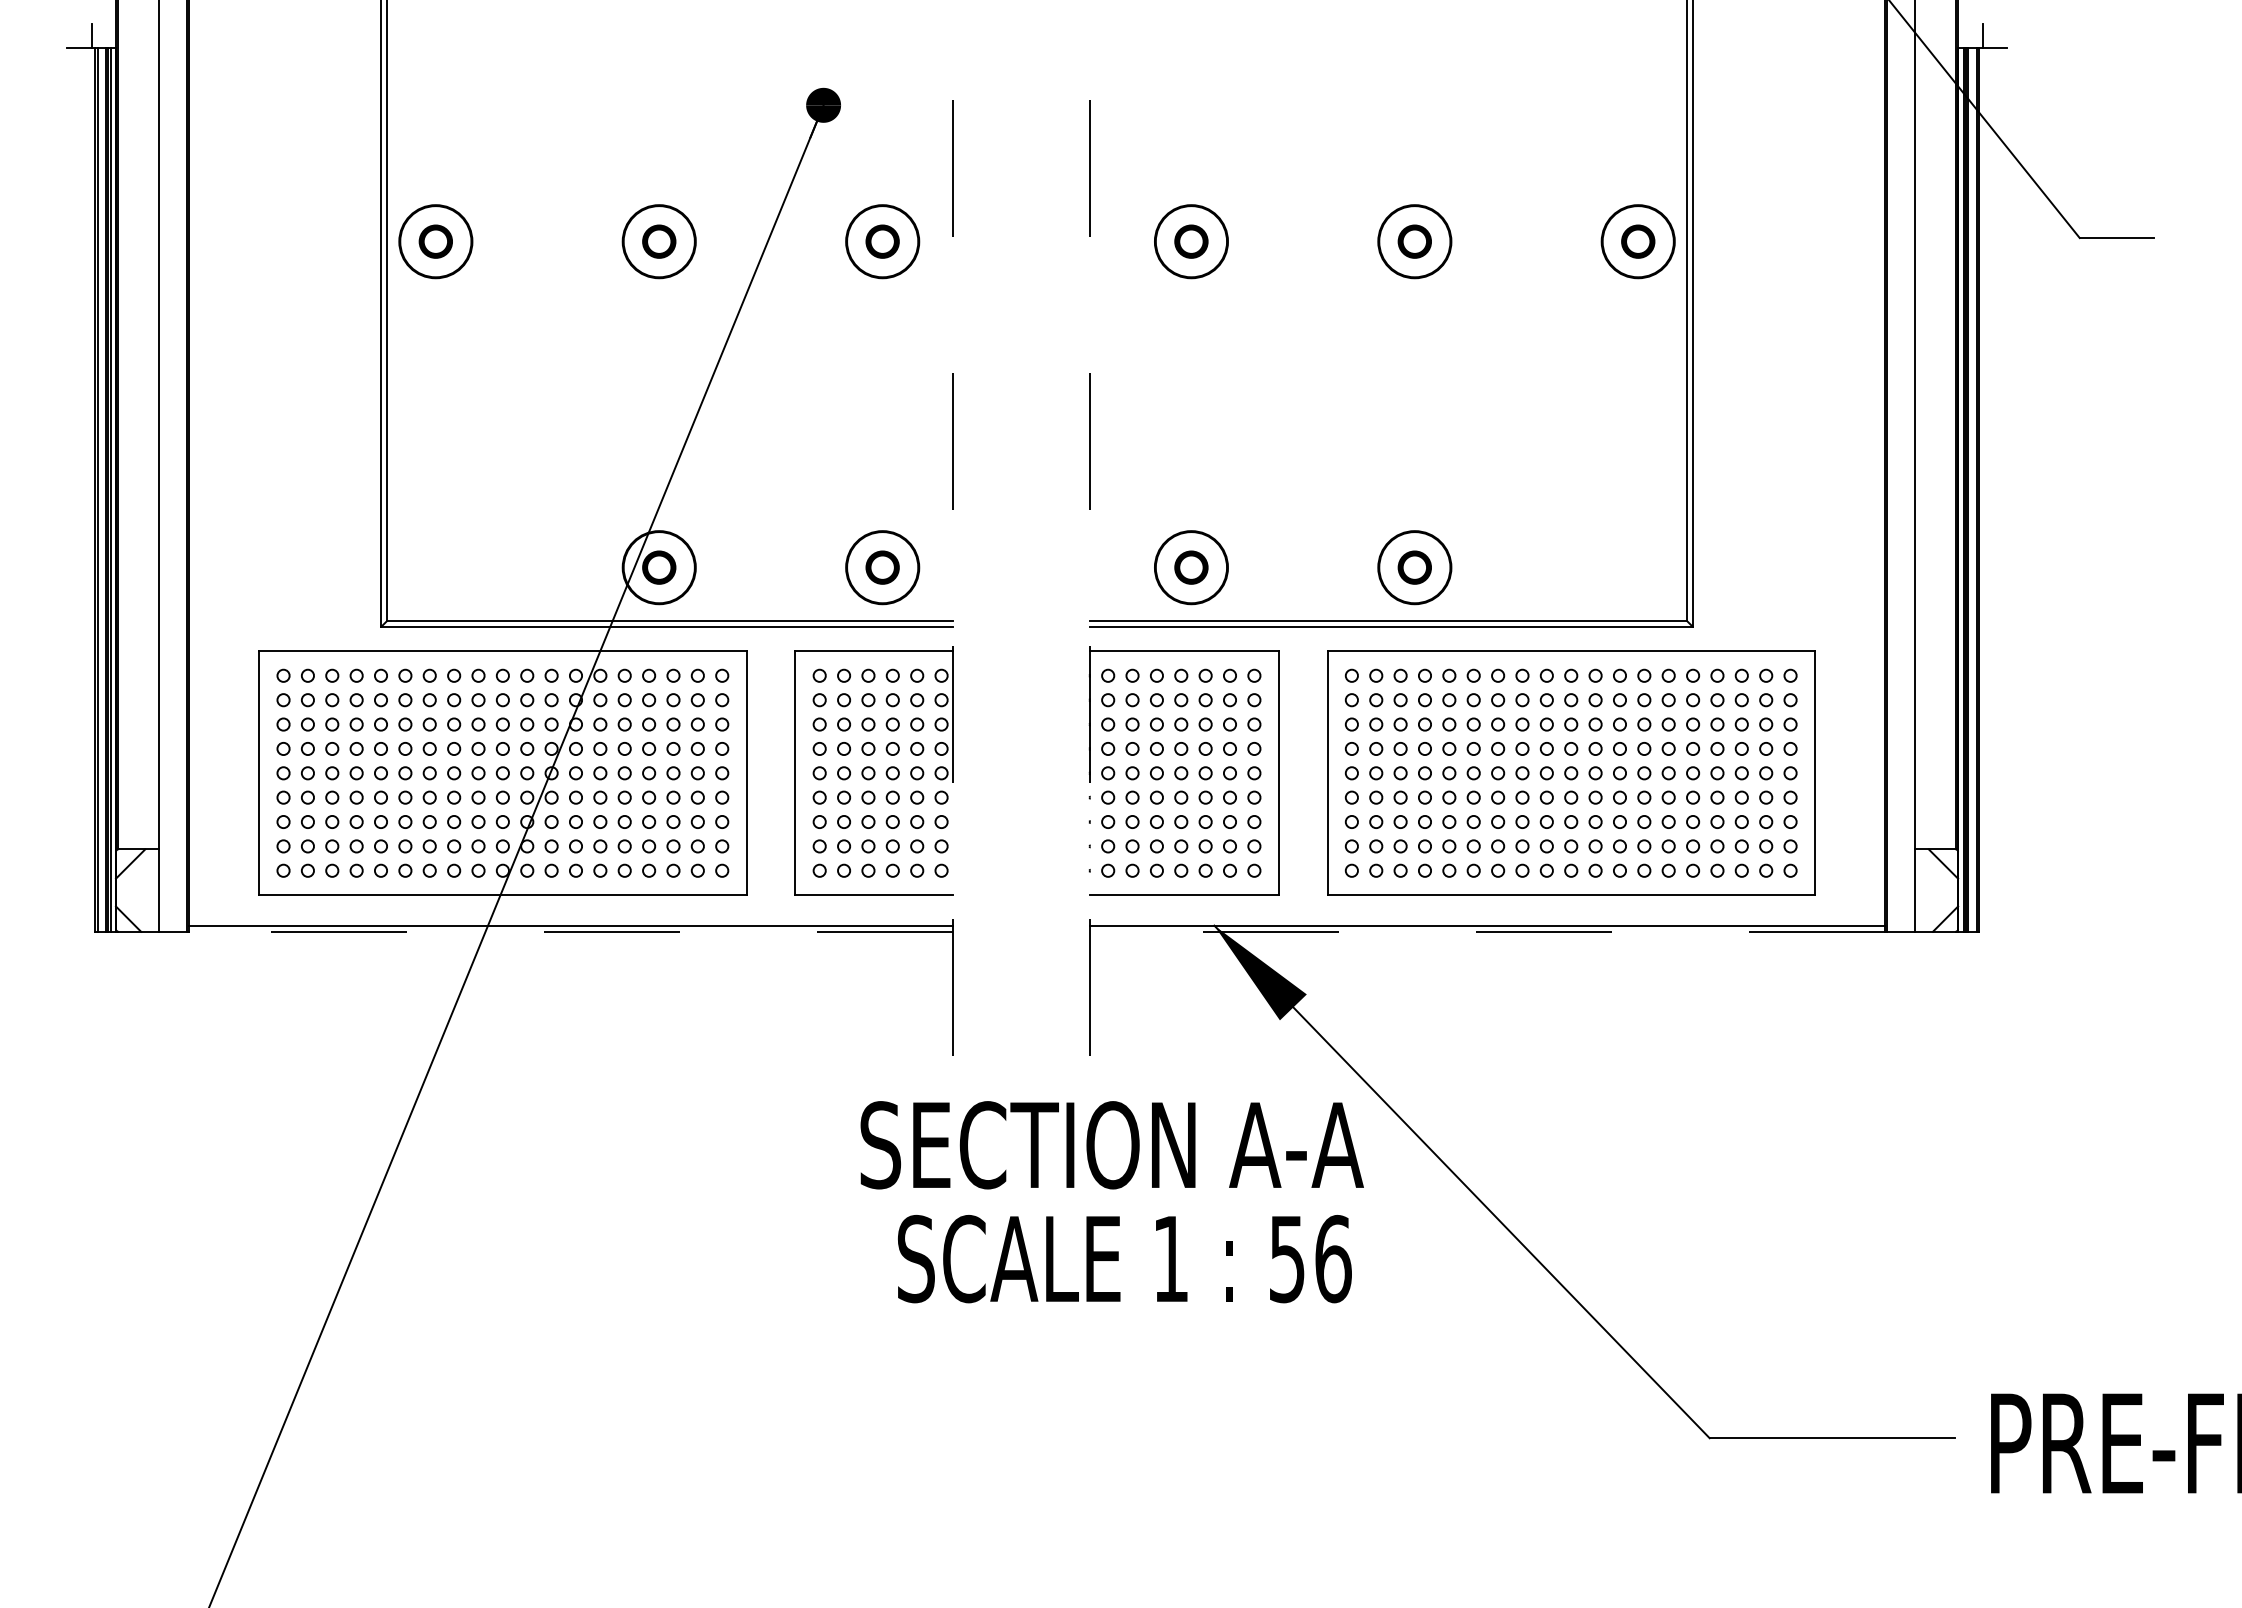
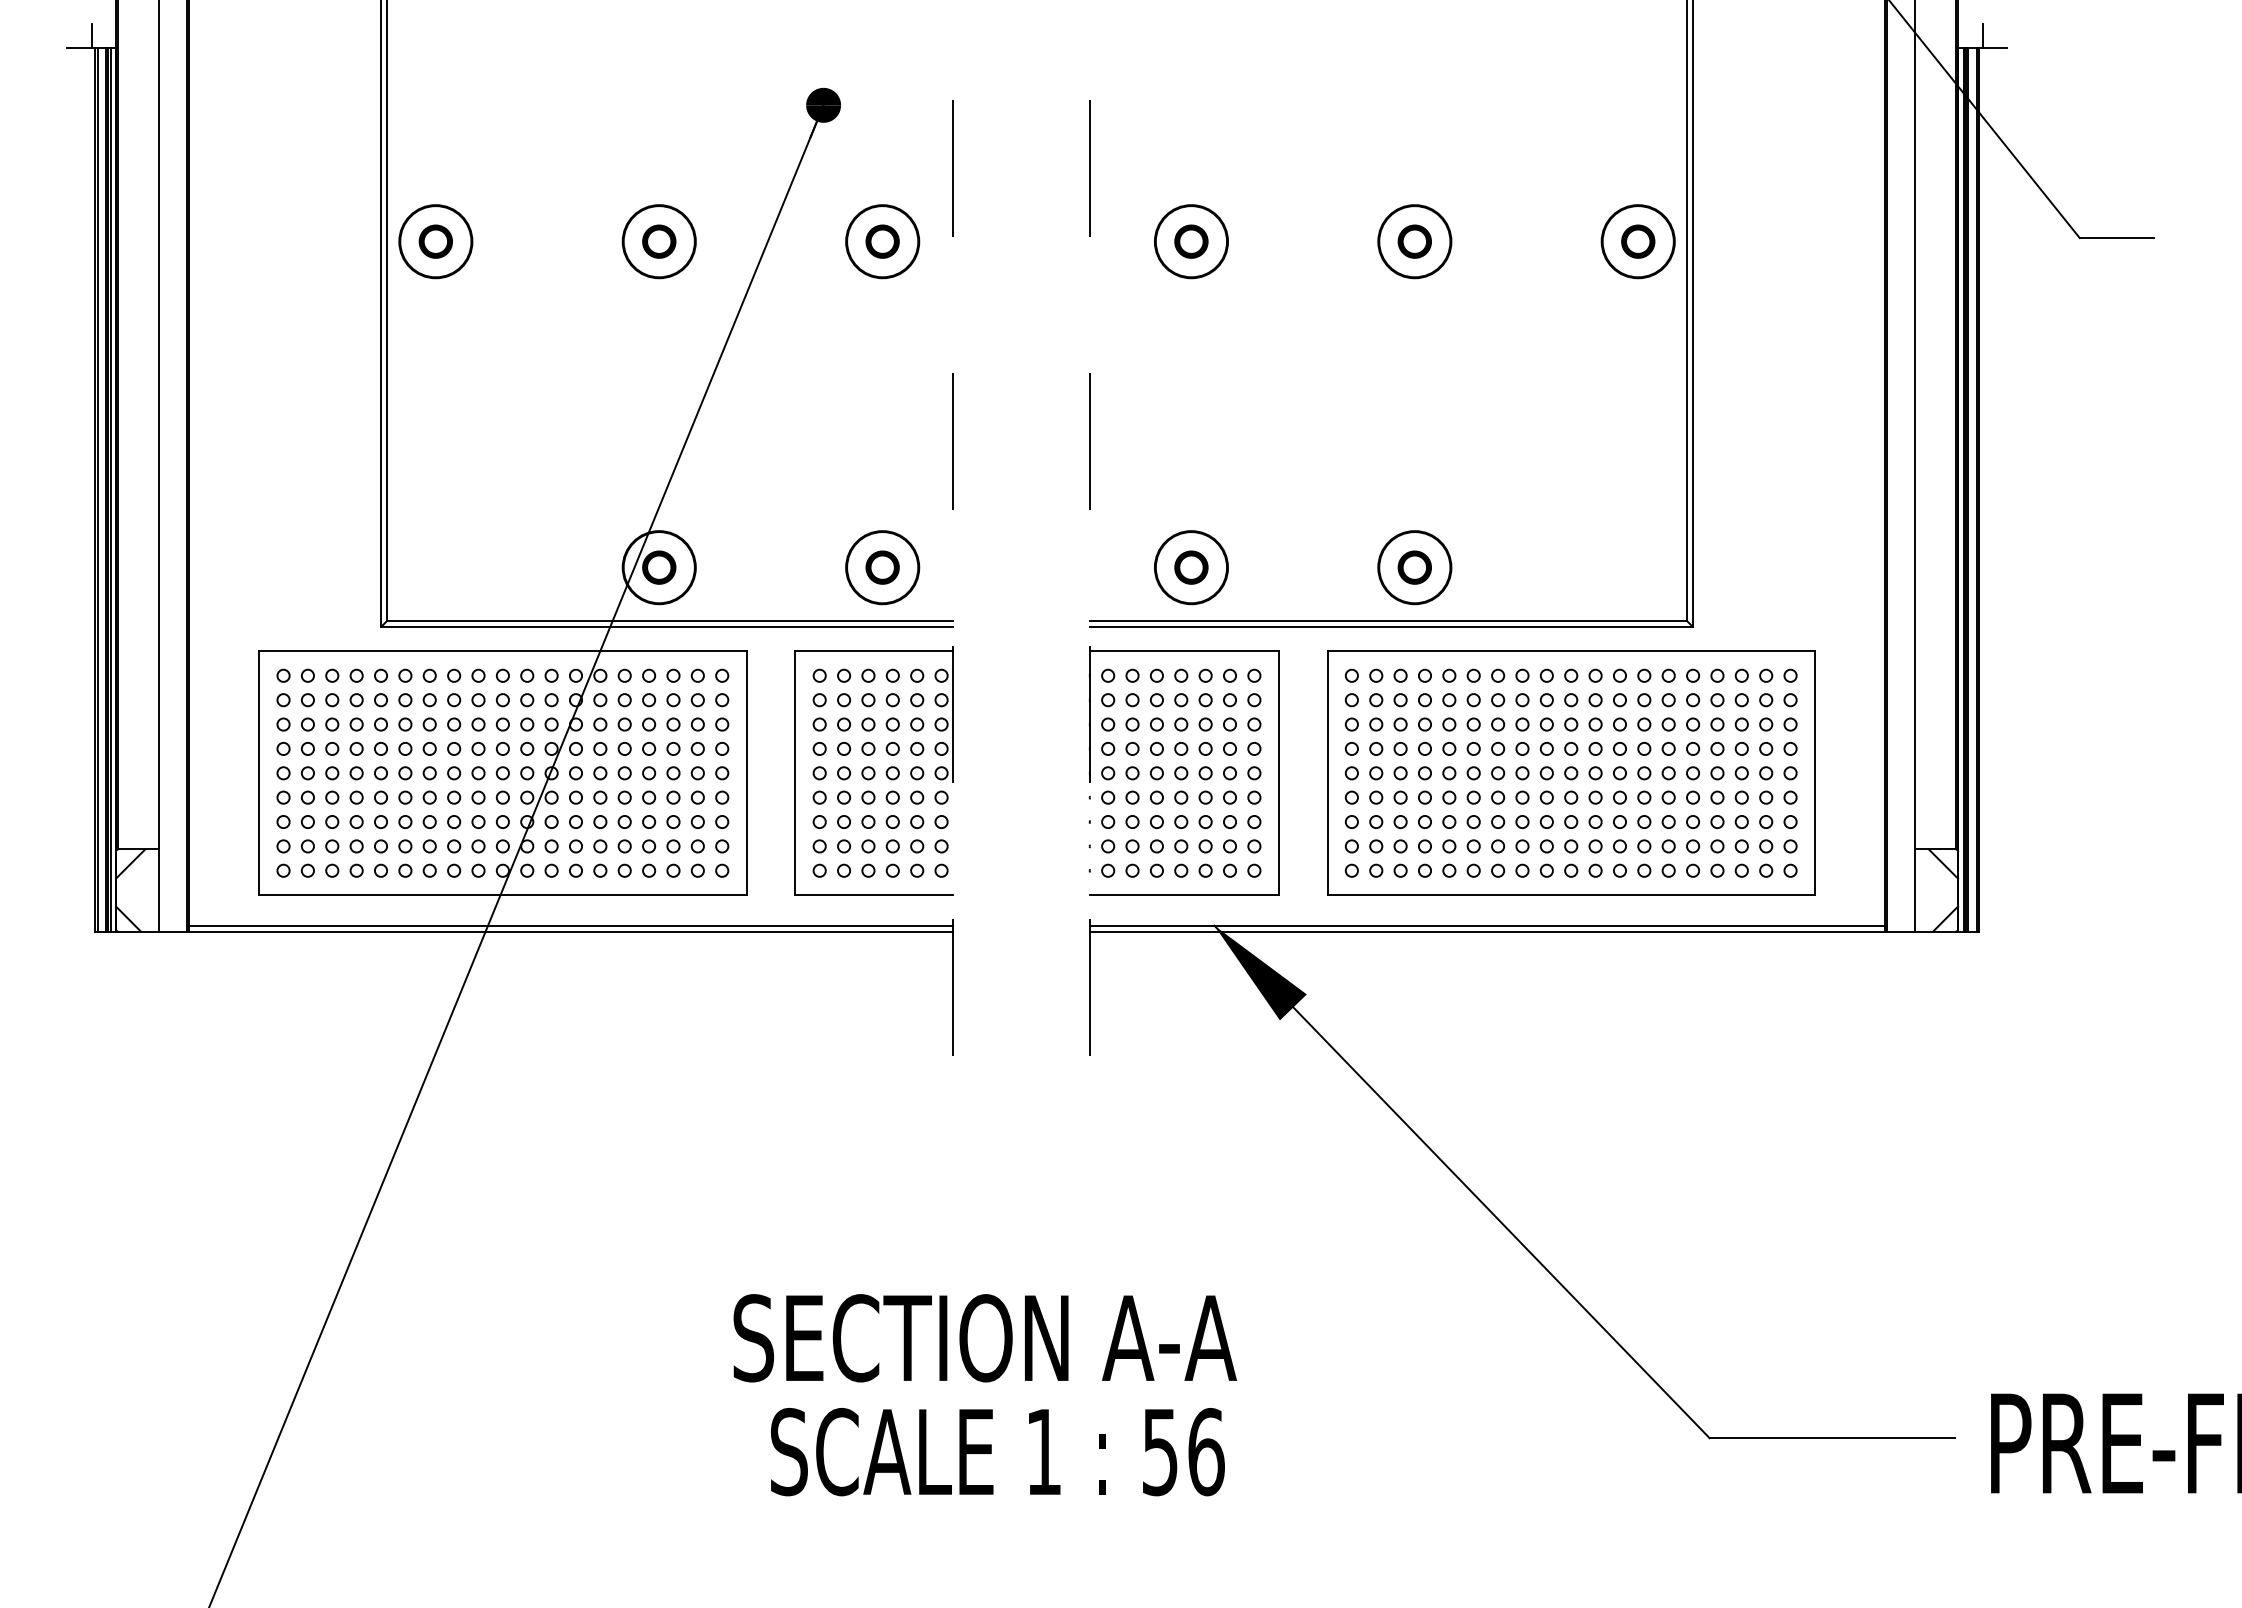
line: dashed -> solid (570, 931)
line: dashed -> solid (1487, 931)
text position: (1111, 1202) -> (984, 1395) (984, 1395)
